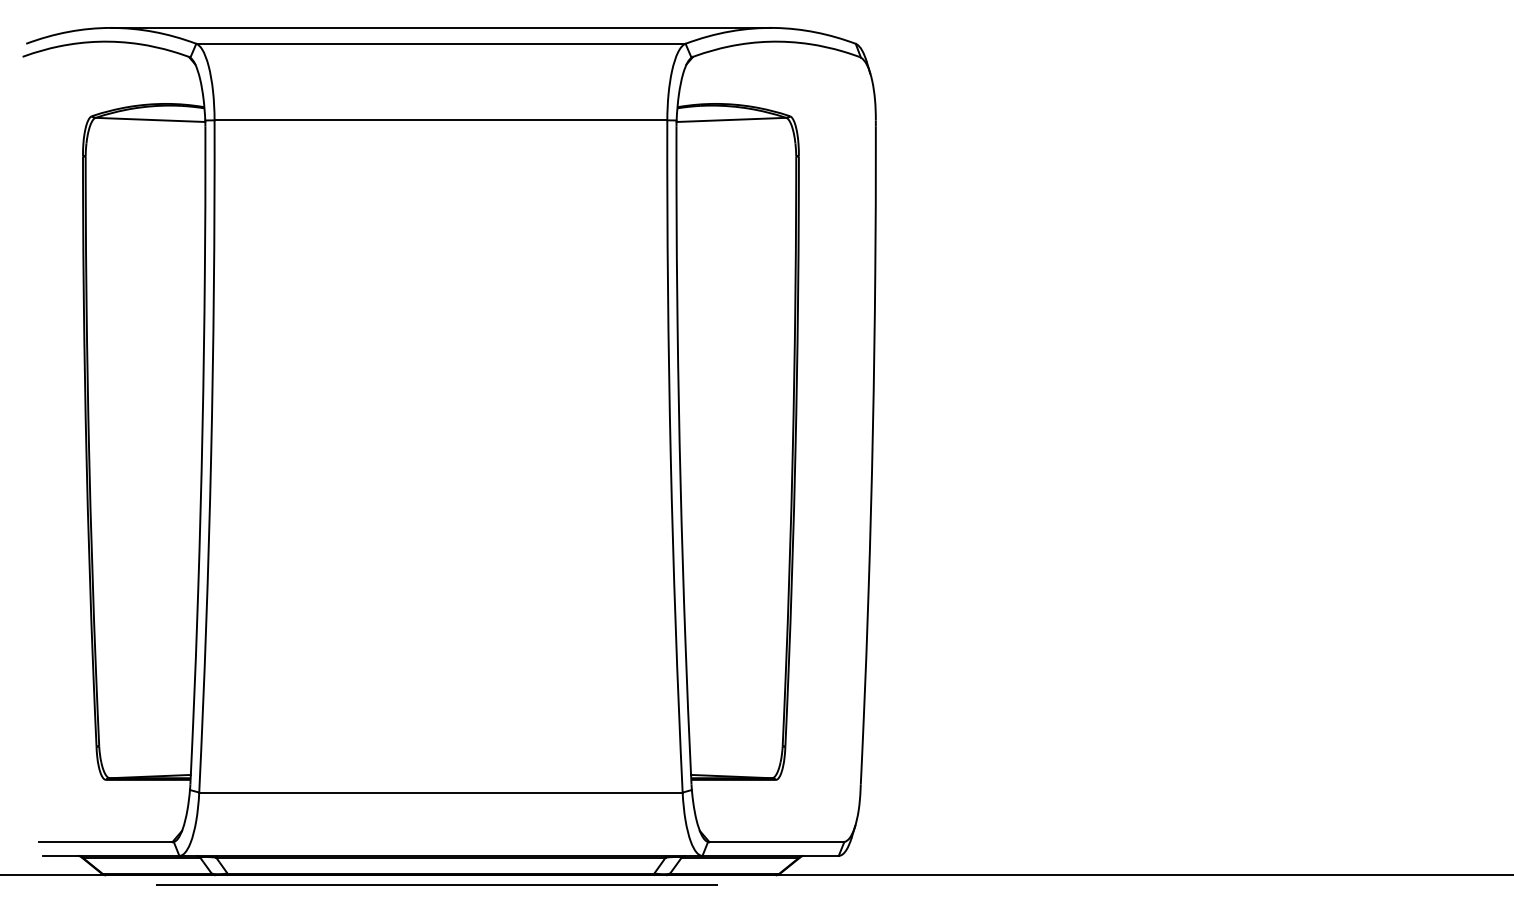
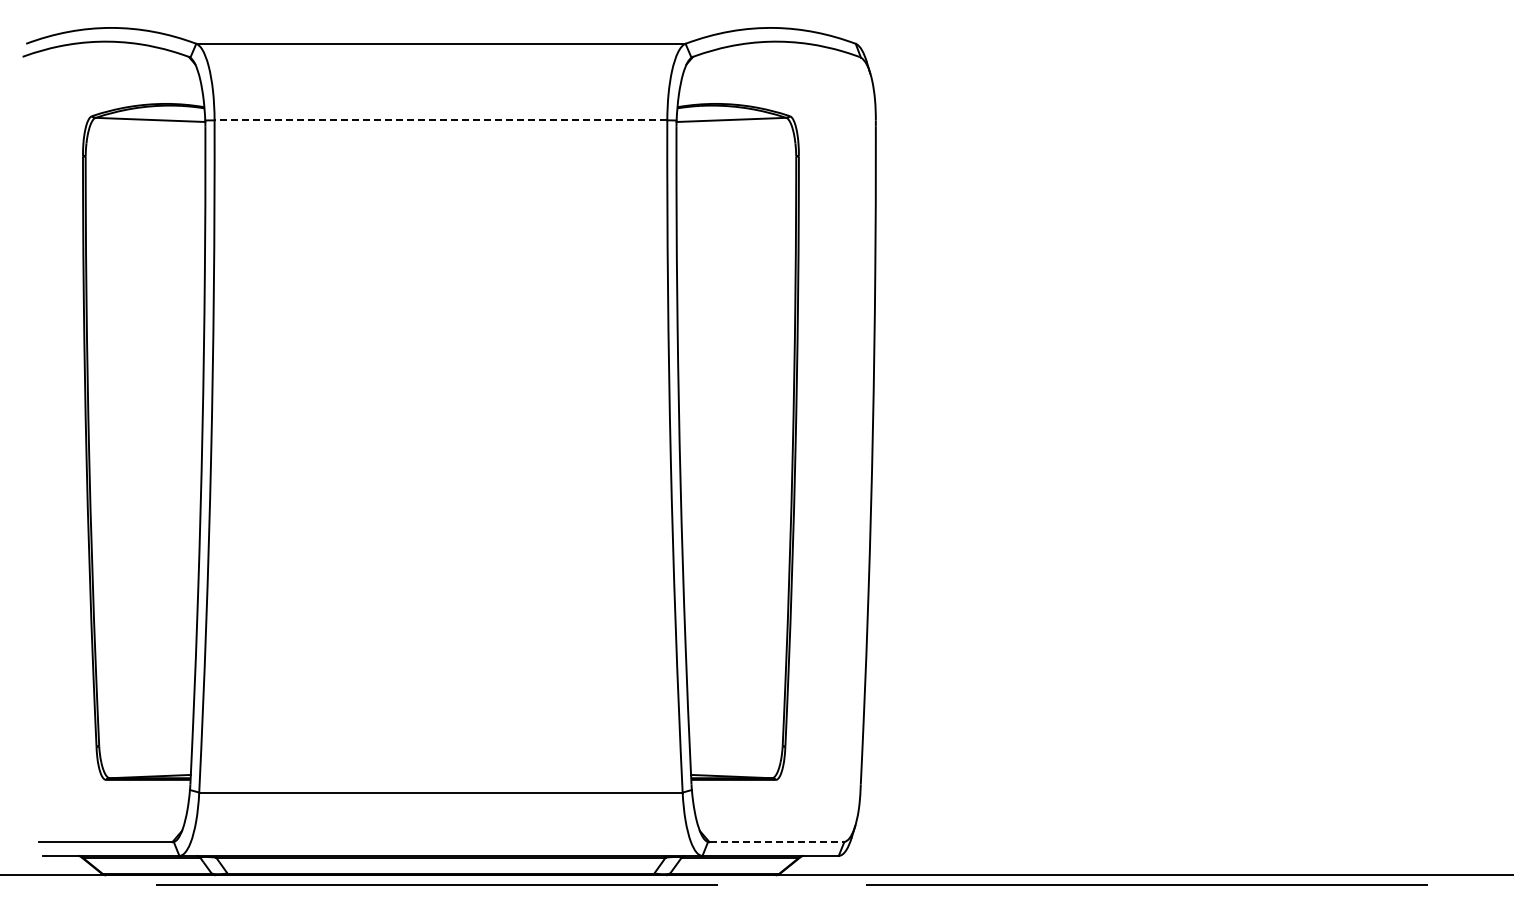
line: present -> none (440, 27)
line: solid -> dashed (440, 120)
line: solid -> dashed (776, 842)
line: none -> present (1146, 884)
